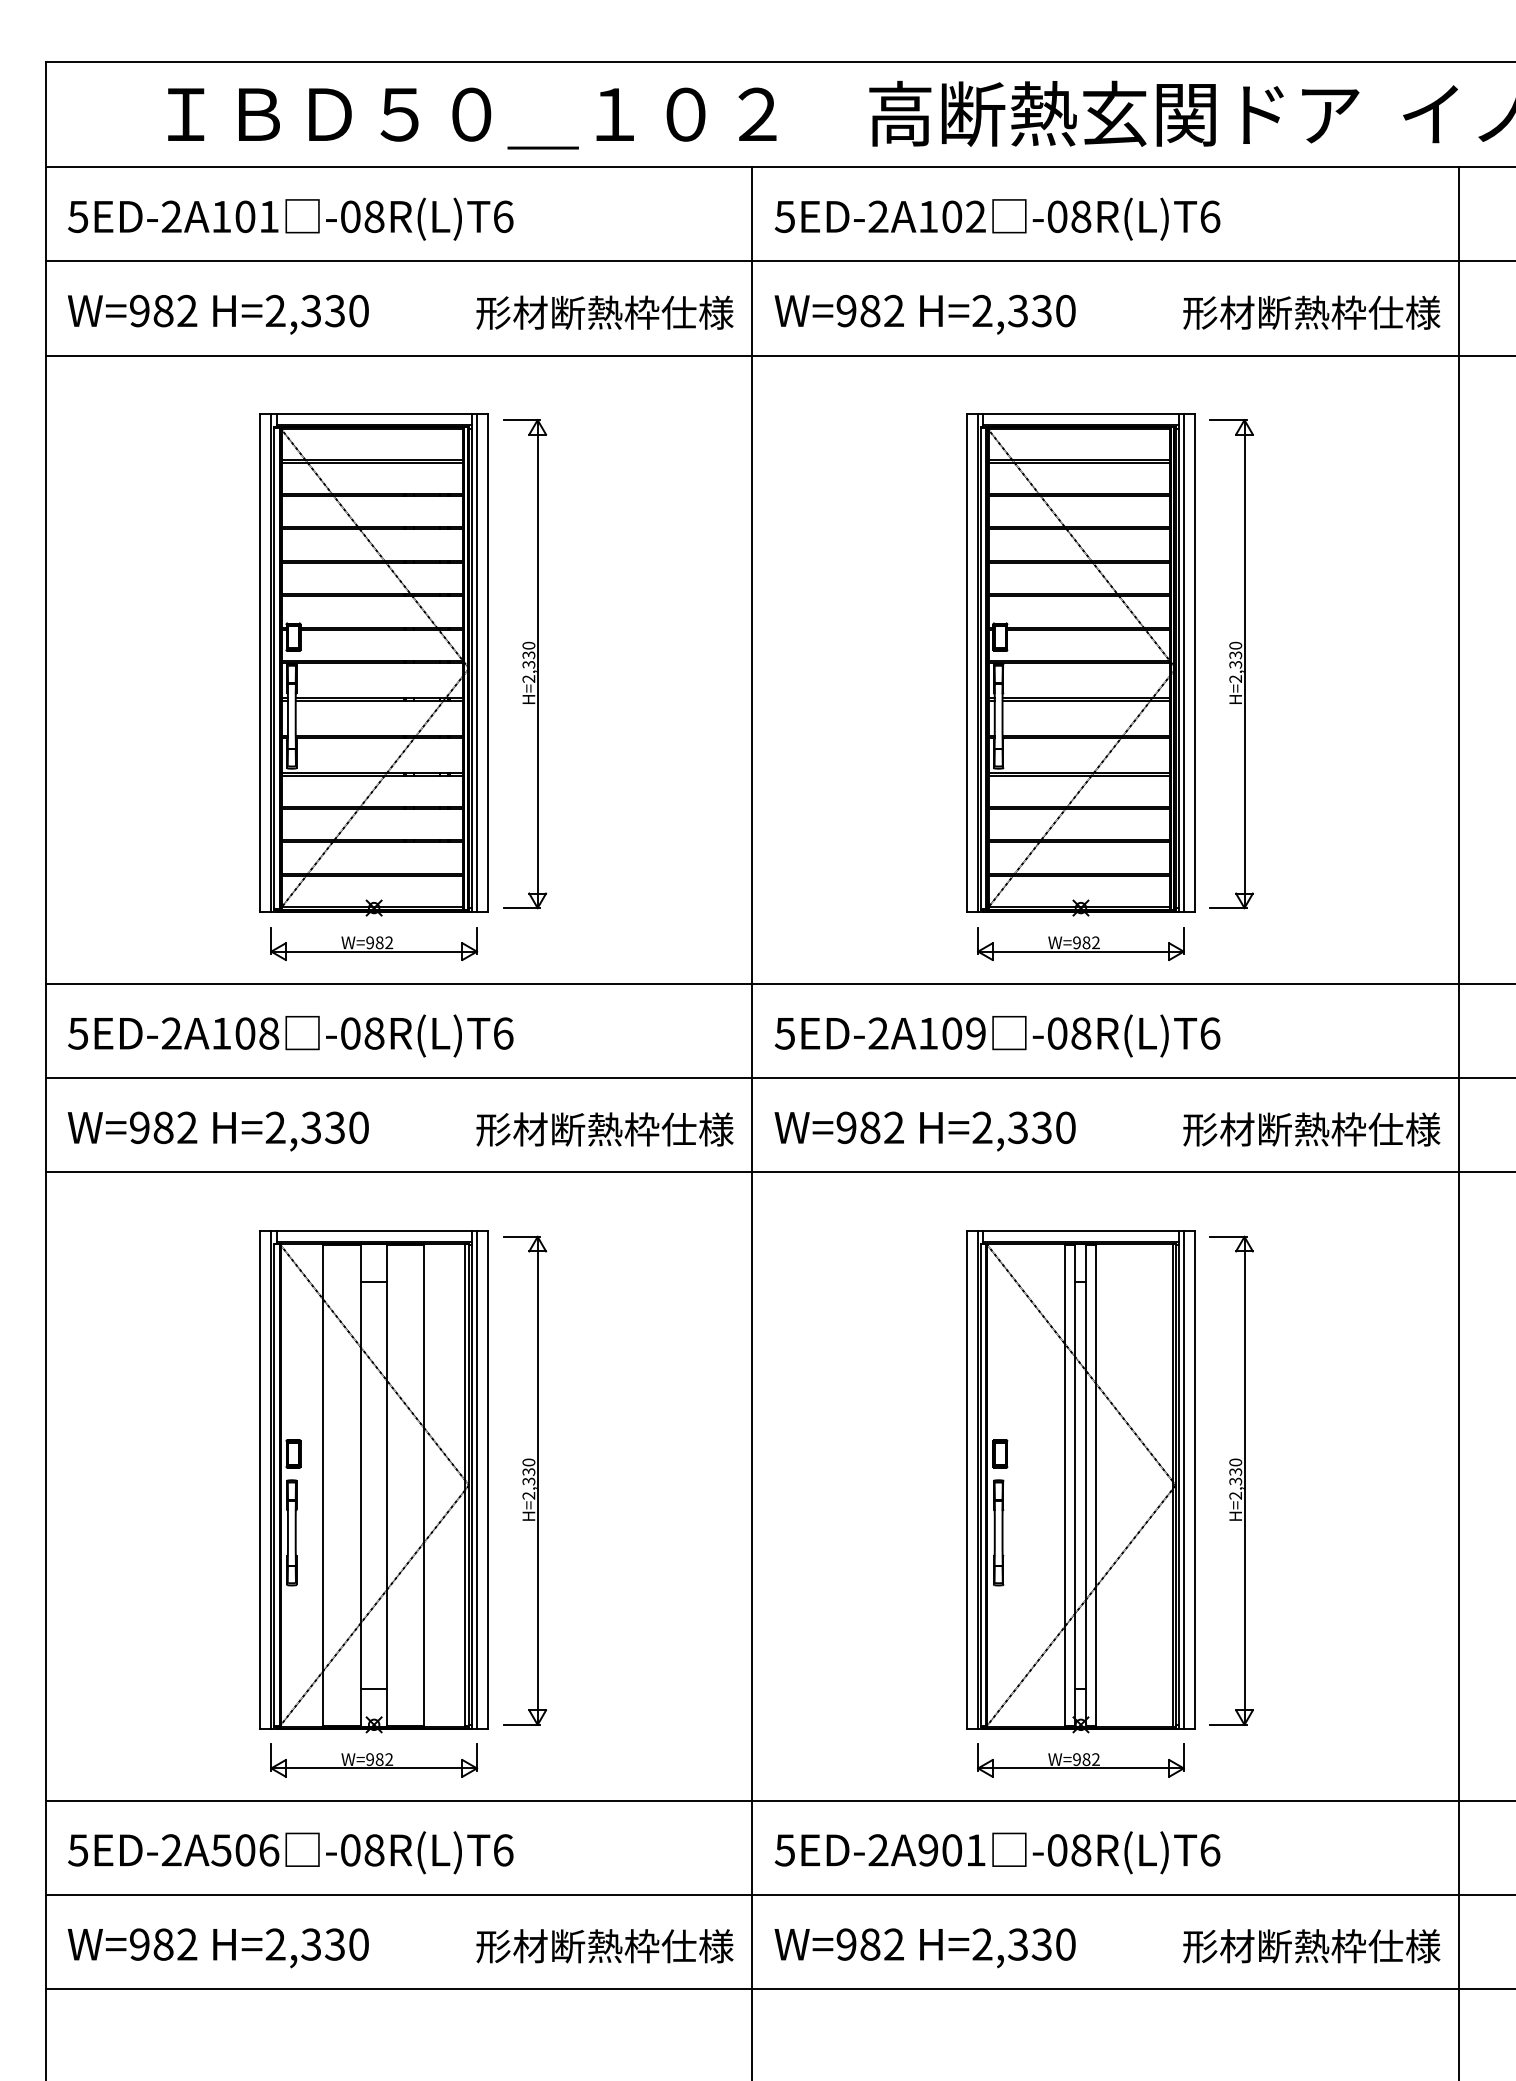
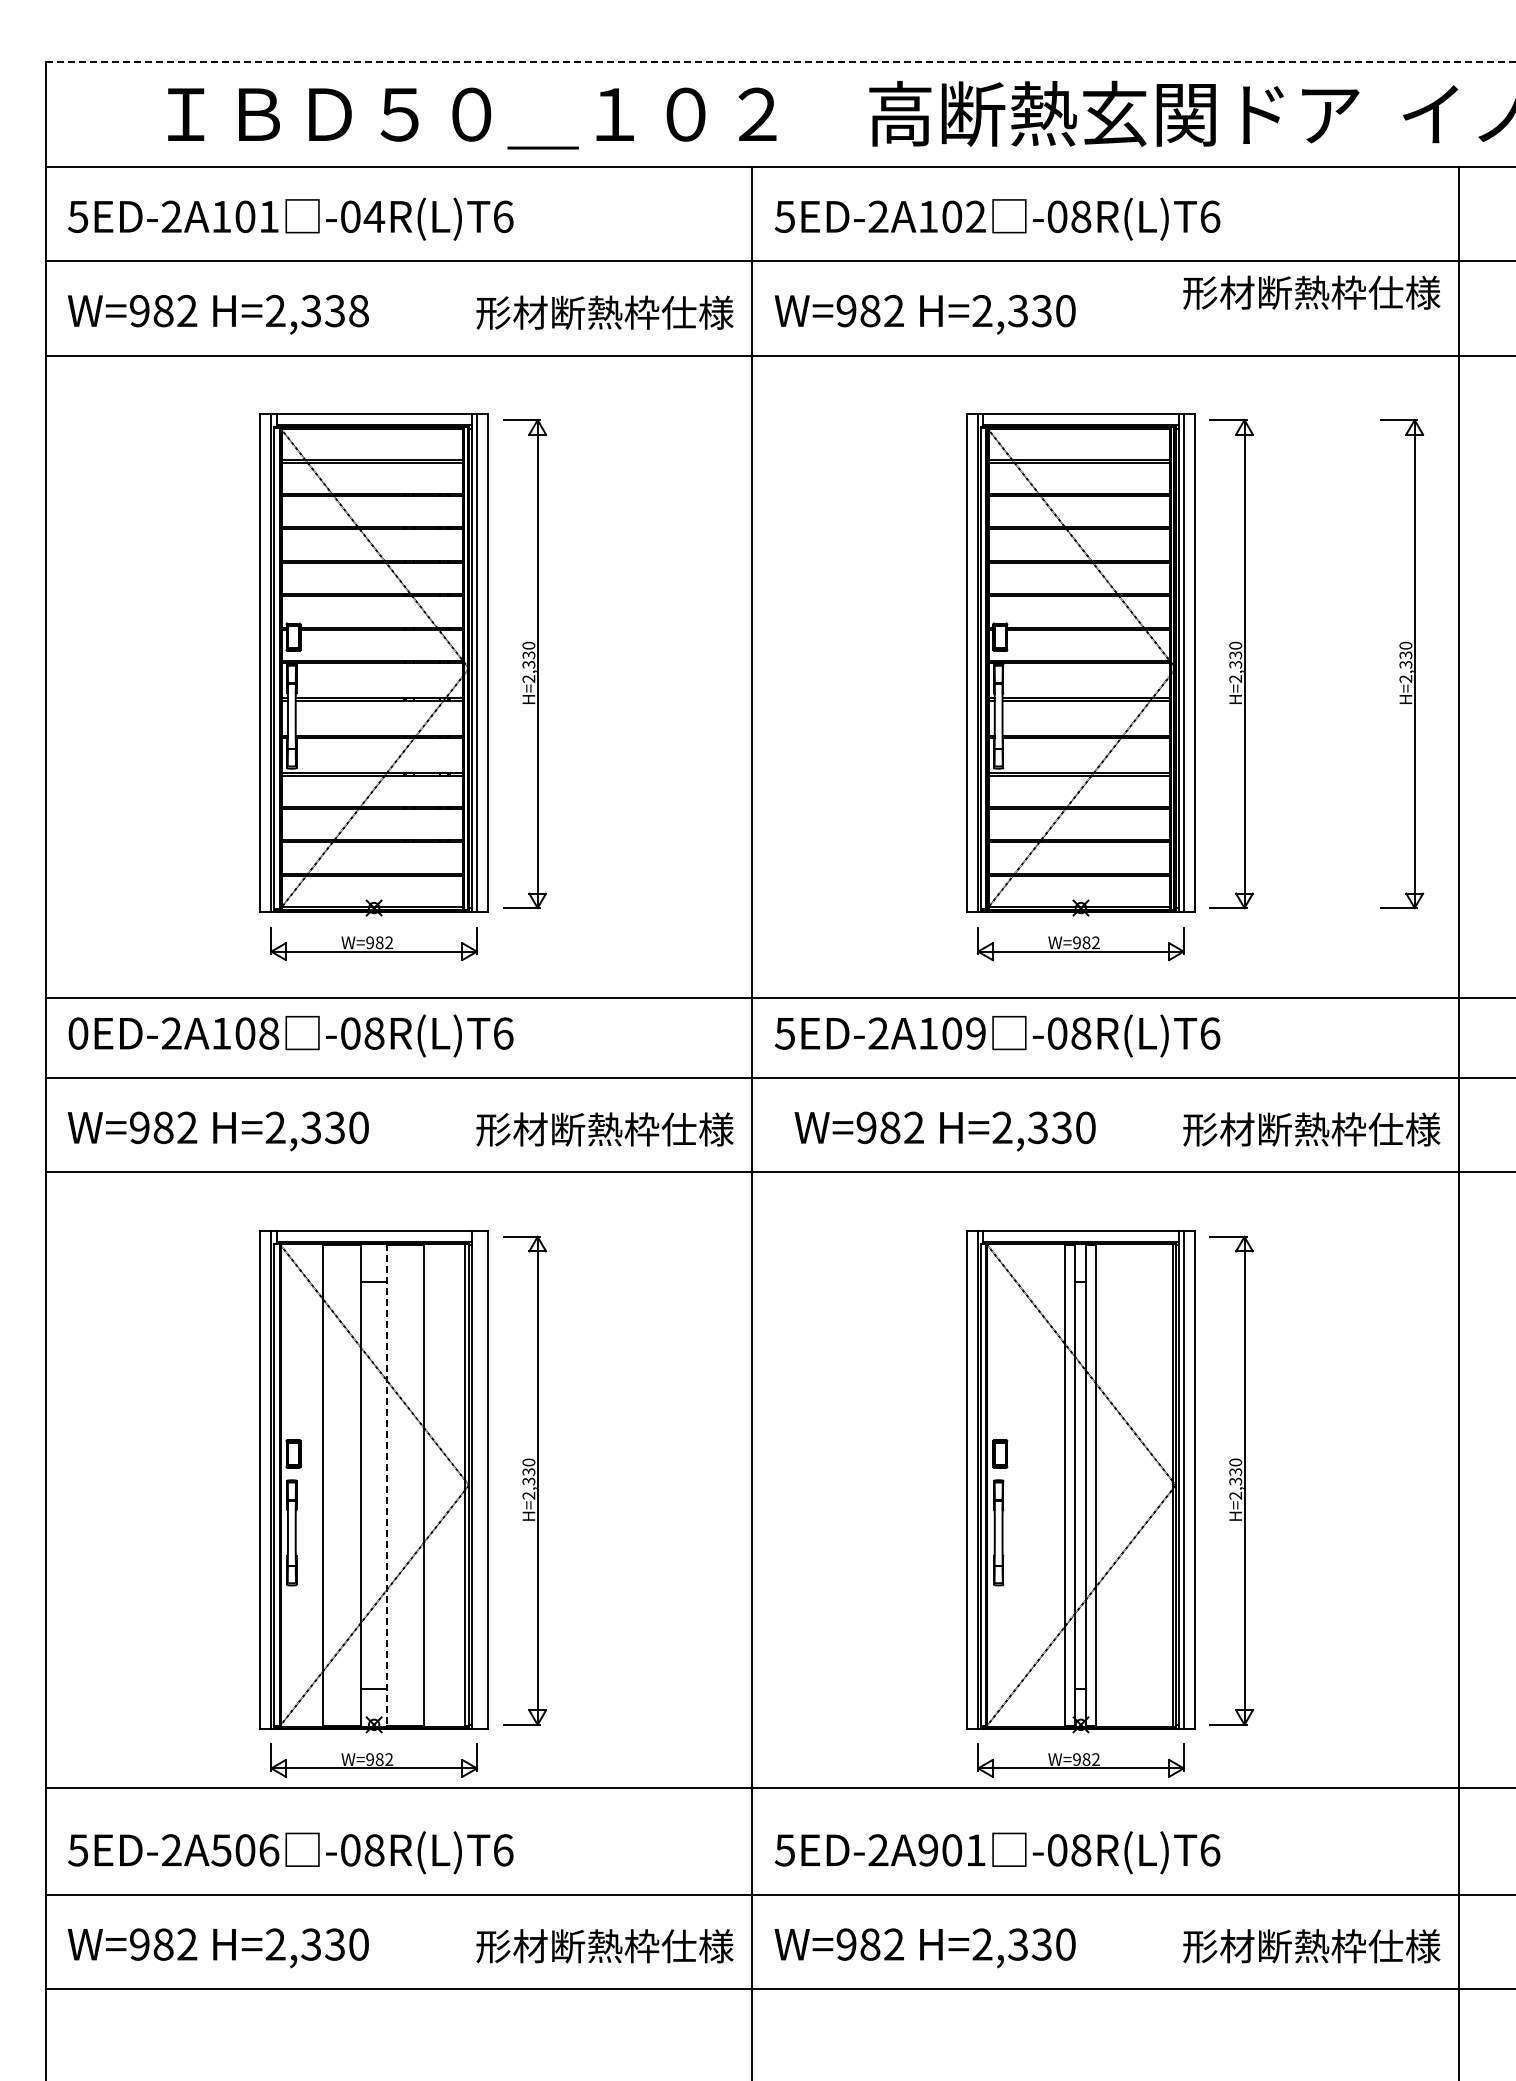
line: solid -> dashed (780, 62)
text: -08R(L)T6 -> -04R(L)T6 (374, 216)
text: H=2,330 -> H=2,338 (358, 310)
text position: (1311, 312) -> (1311, 292) (1311, 292)
part: none -> present (1402, 664)
line position: (778, 983) -> (778, 997) (778, 997)
text: 5ED-2A108 -> 0ED-2A108 (78, 1033)
text position: (924, 1131) -> (944, 1131) (944, 1131)
line: present -> none (477, 1479)
line: solid -> dashed (386, 1485)
line position: (778, 1800) -> (778, 1787) (778, 1787)
